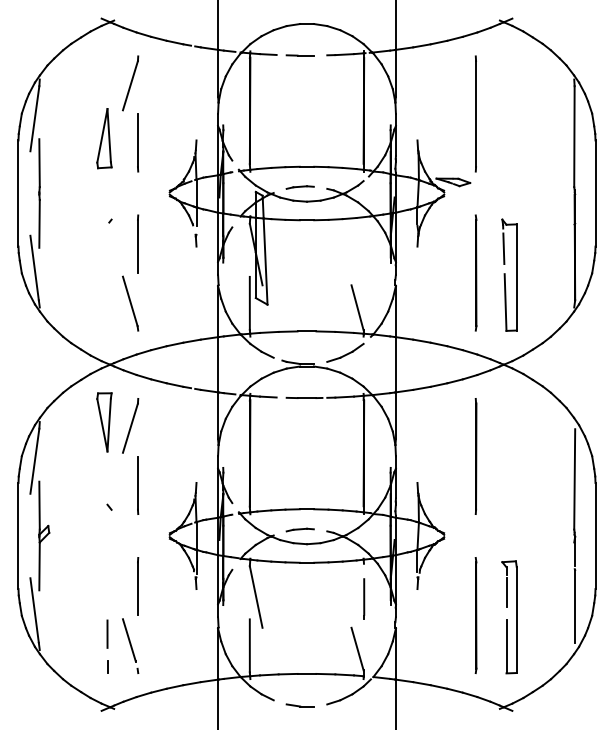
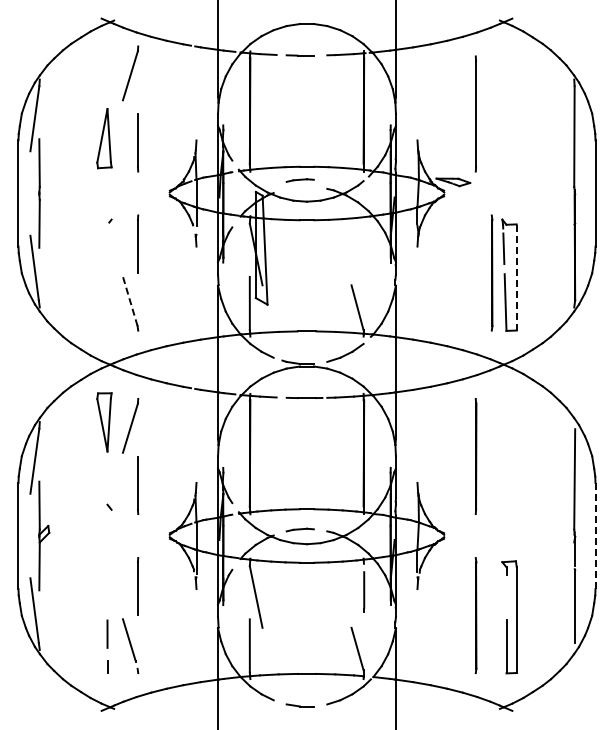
line position: (130, 83) -> (130, 73) (130, 73)
line position: (299, 187) -> (299, 180) (299, 180)
line position: (475, 272) -> (491, 272) (491, 272)
line: solid -> dashed (516, 276)
line: solid -> dashed (130, 301)
line: solid -> dashed (595, 535)
line: present -> none (506, 591)
line position: (364, 598) -> (364, 591) (364, 591)
